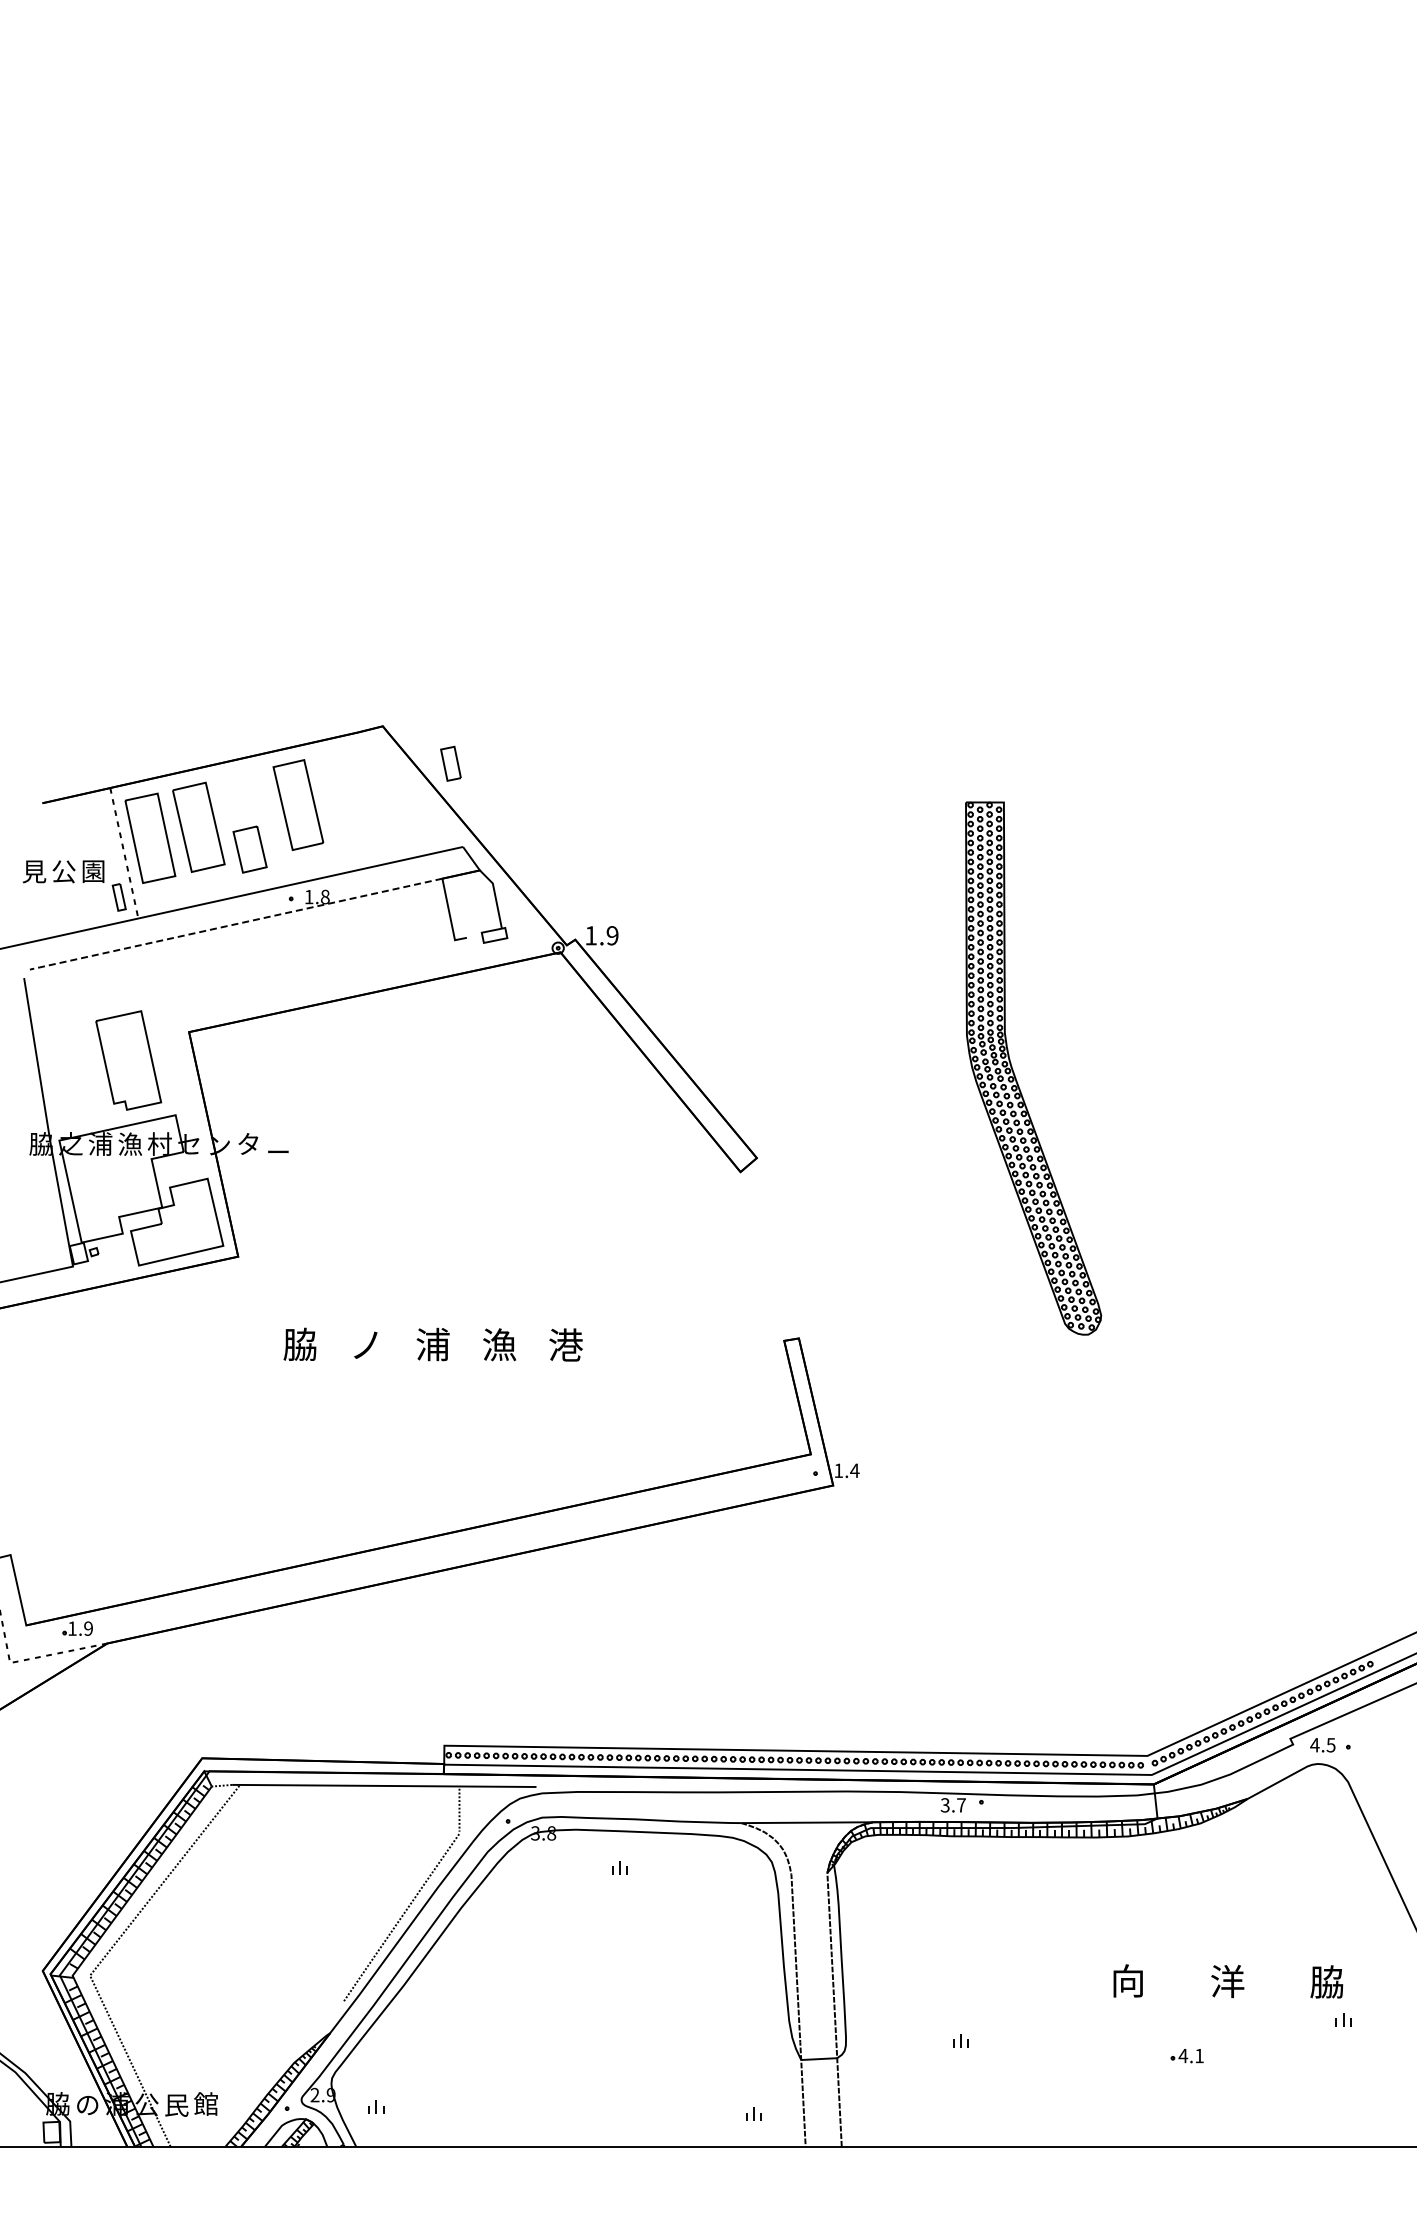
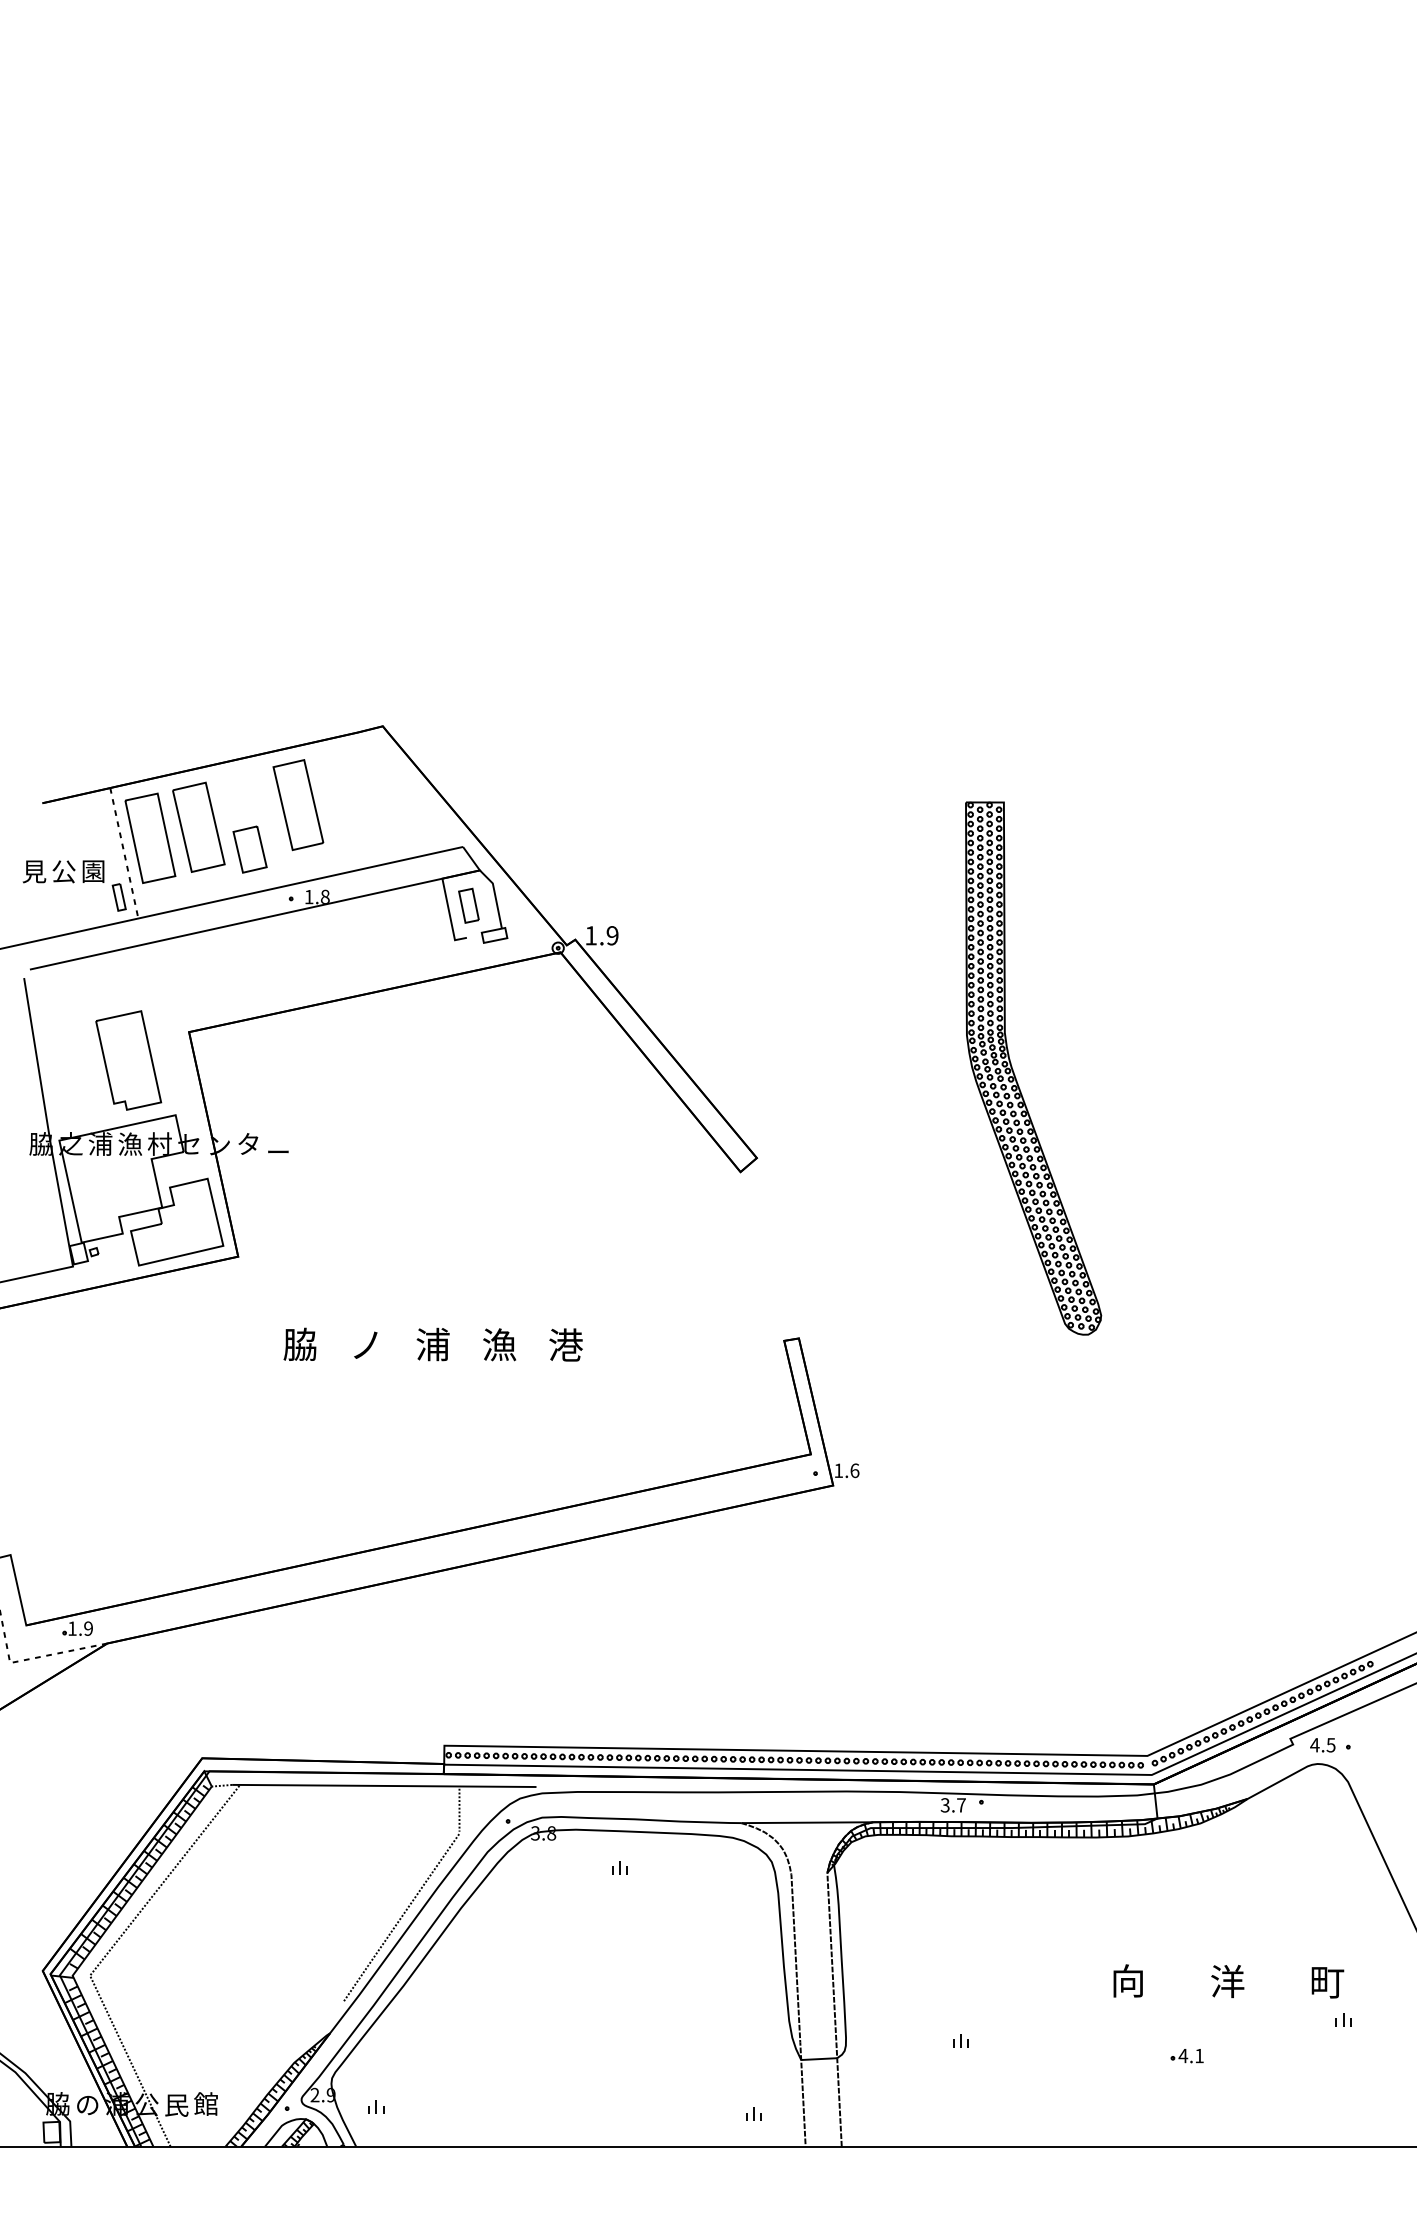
part position: (450, 763) -> (468, 905) (468, 905)
line: dashed -> solid (235, 924)
text: 1.4 -> 1.6 (854, 1470)
text: 脇 -> 町 (1327, 1981)
